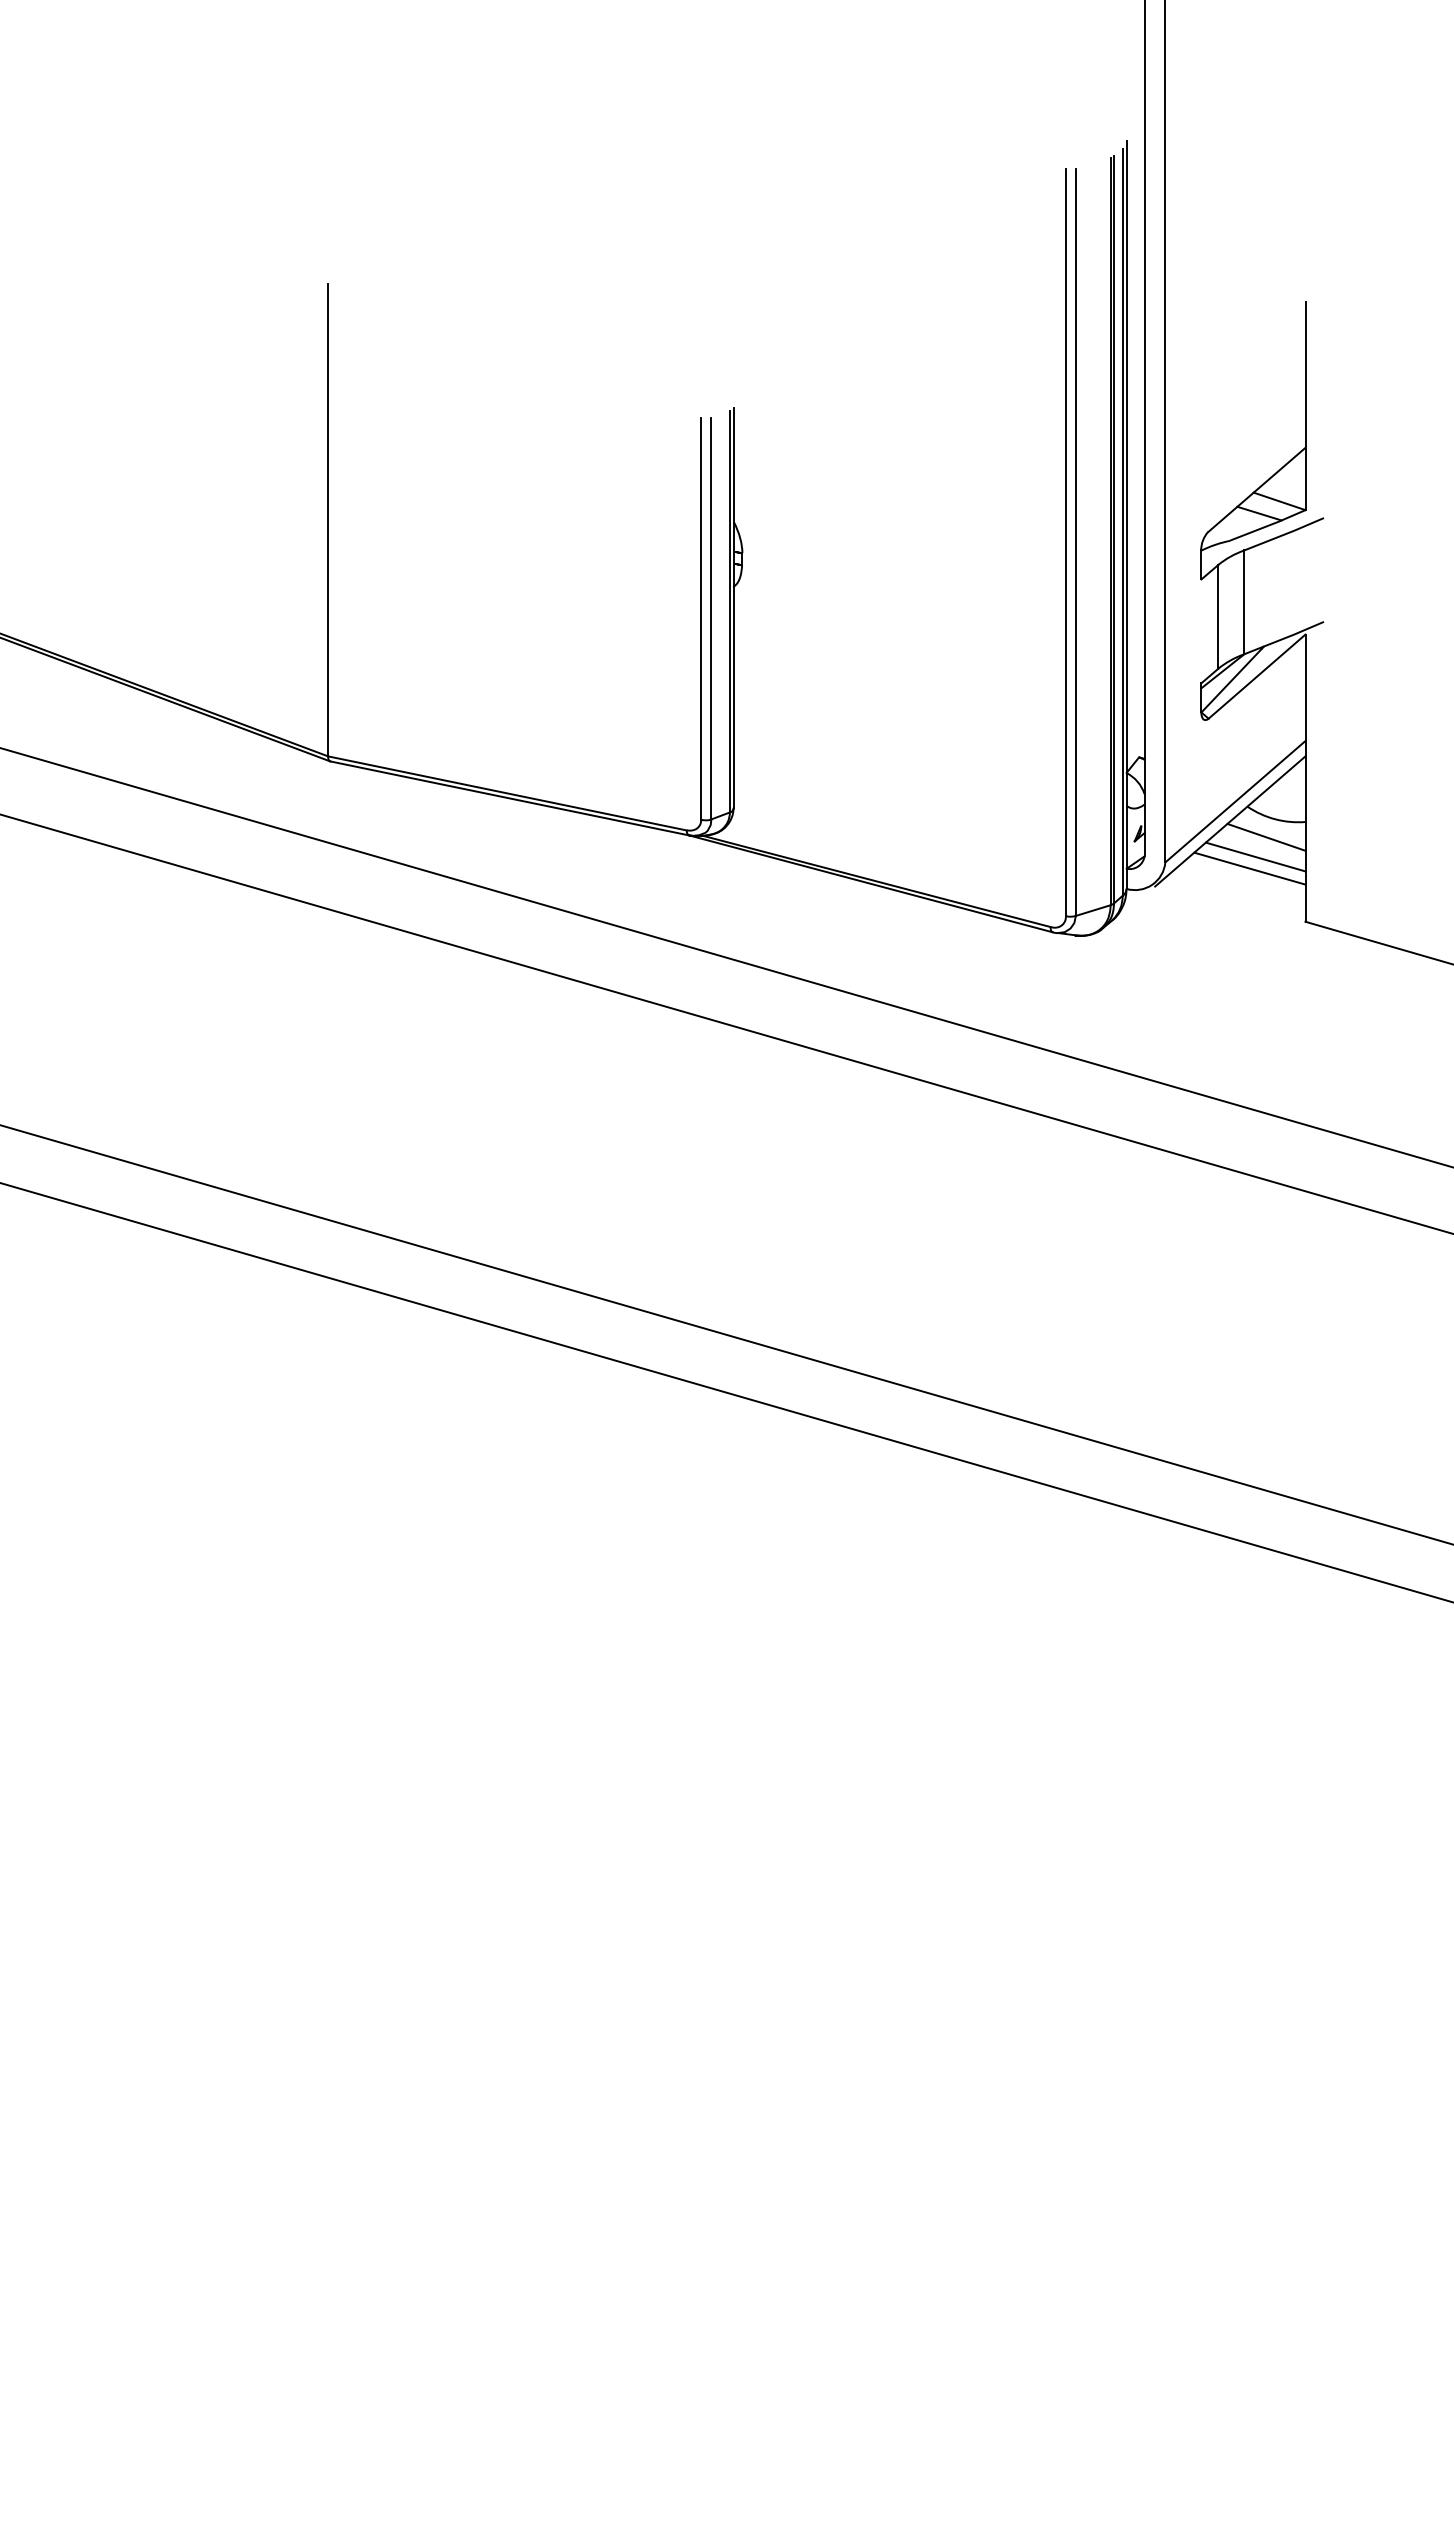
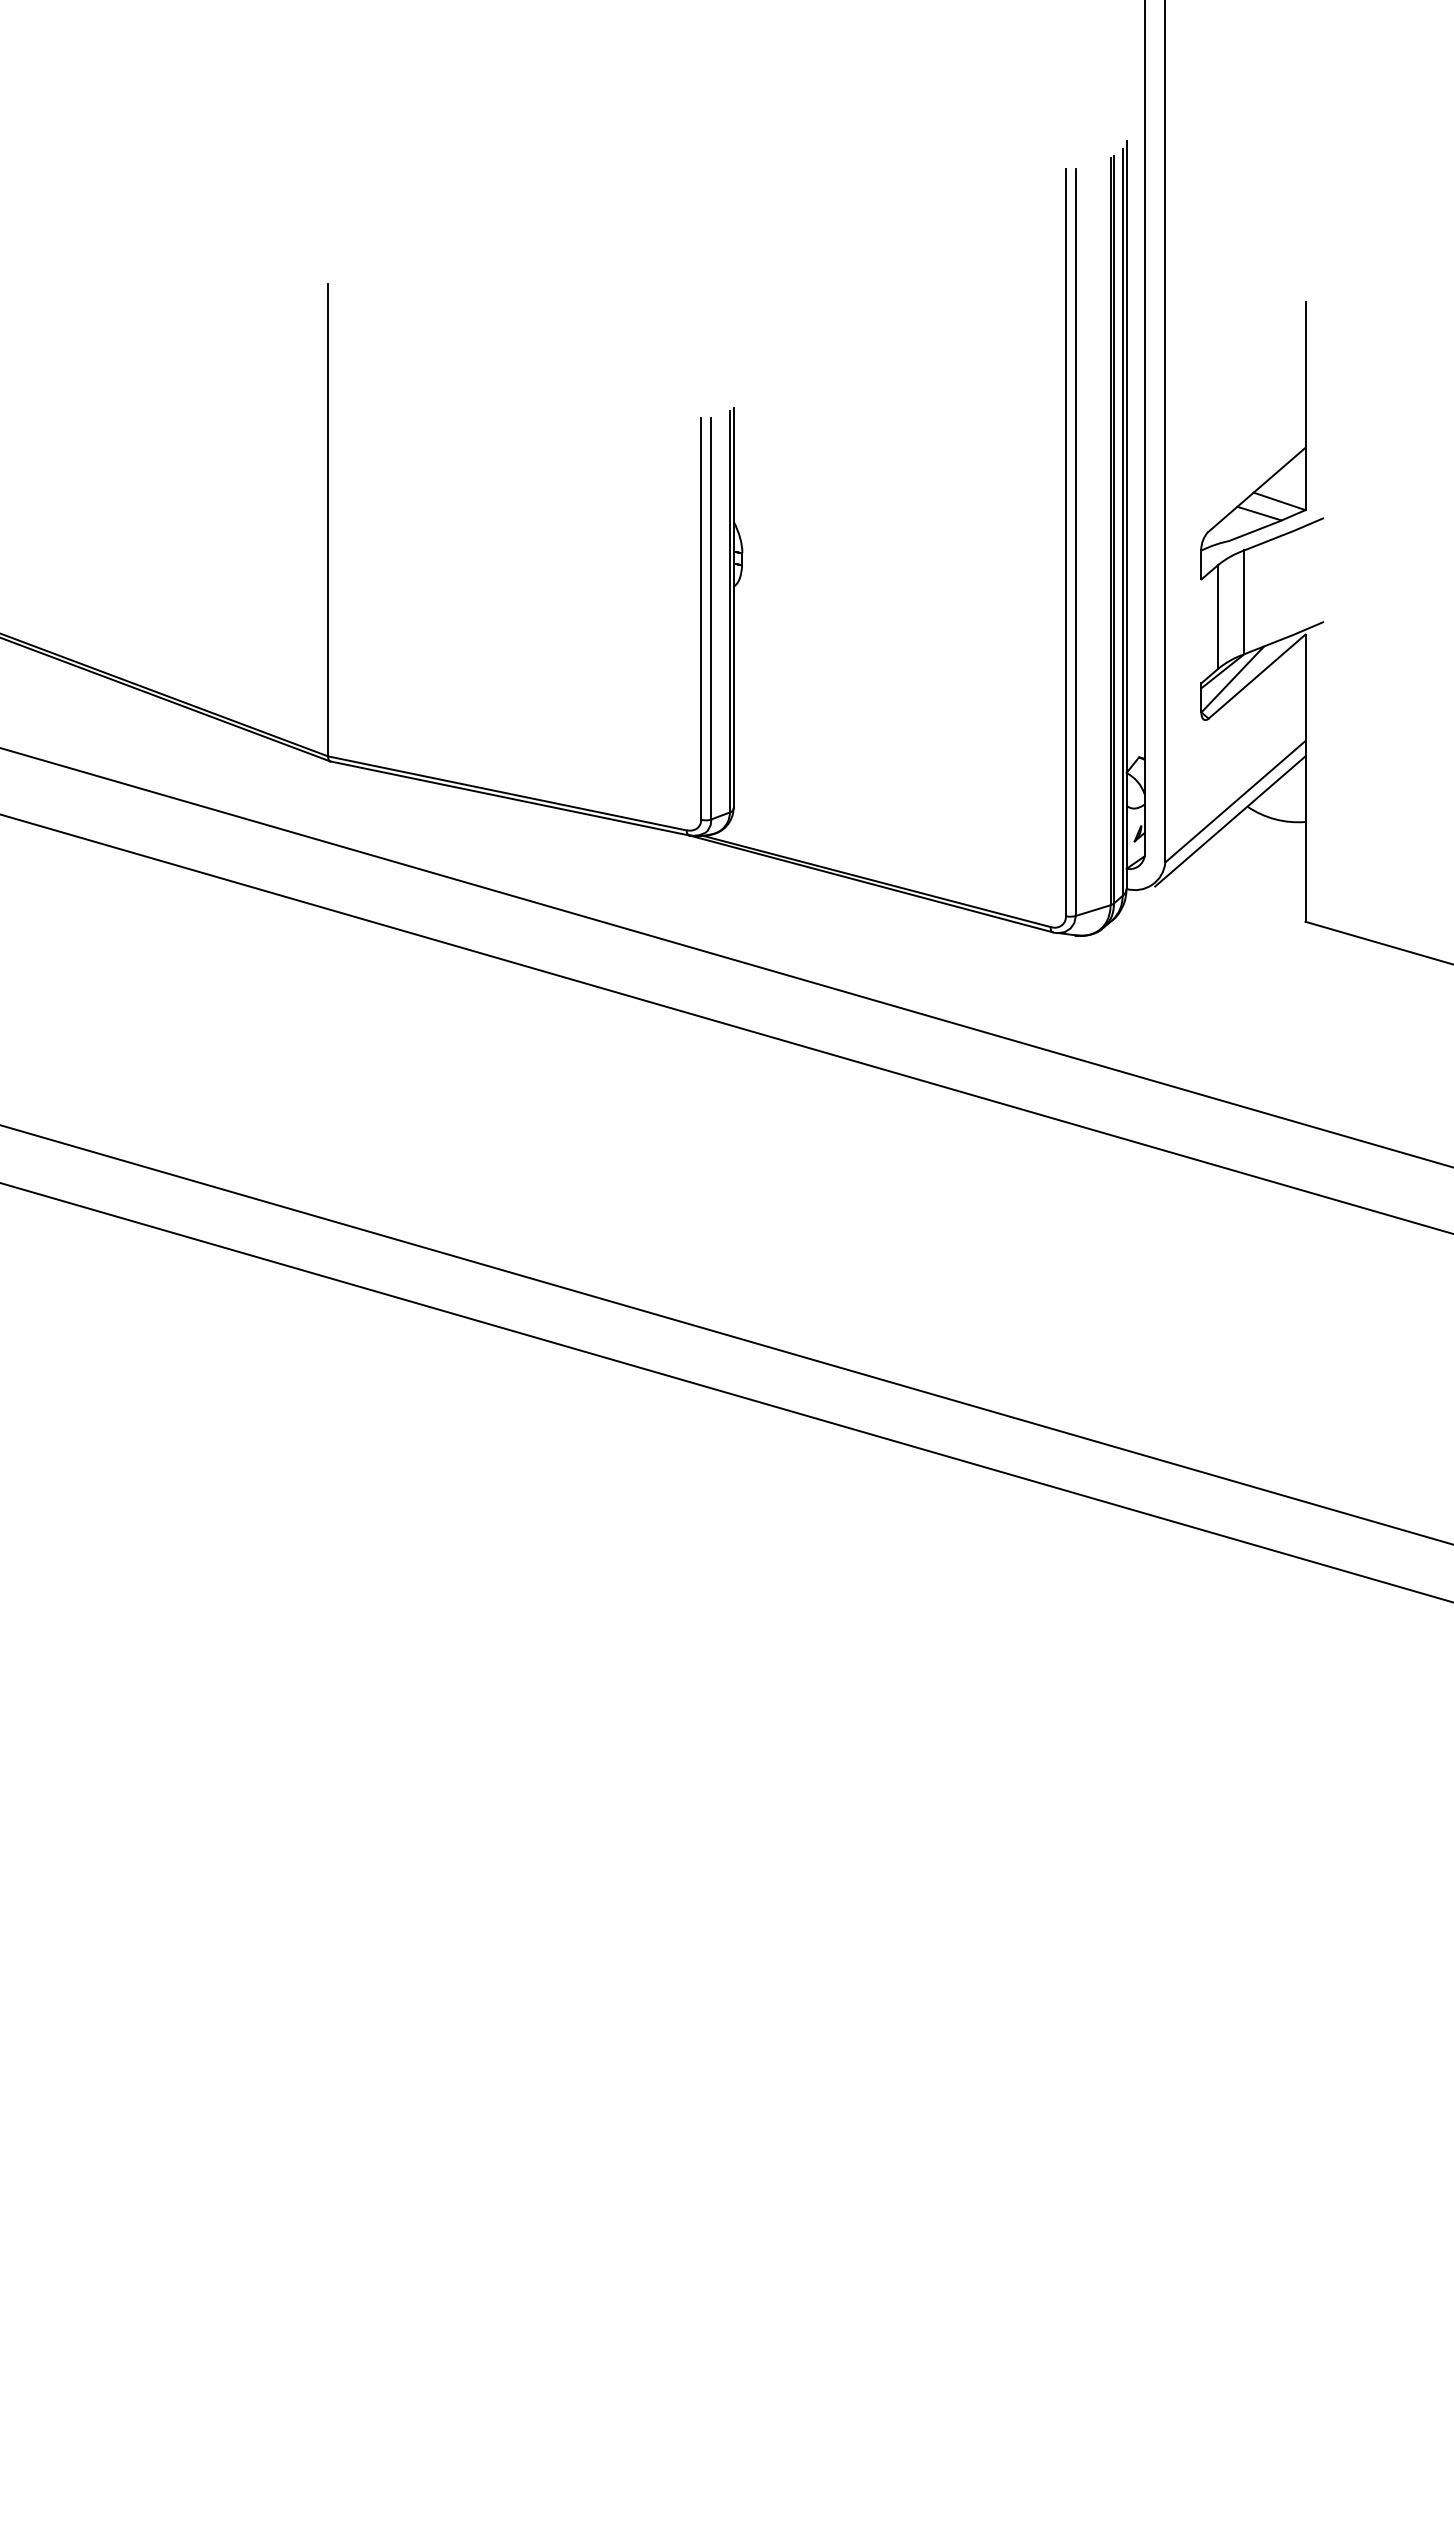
line: present -> none (1266, 836)
line: present -> none (1255, 856)
line: present -> none (1249, 868)
